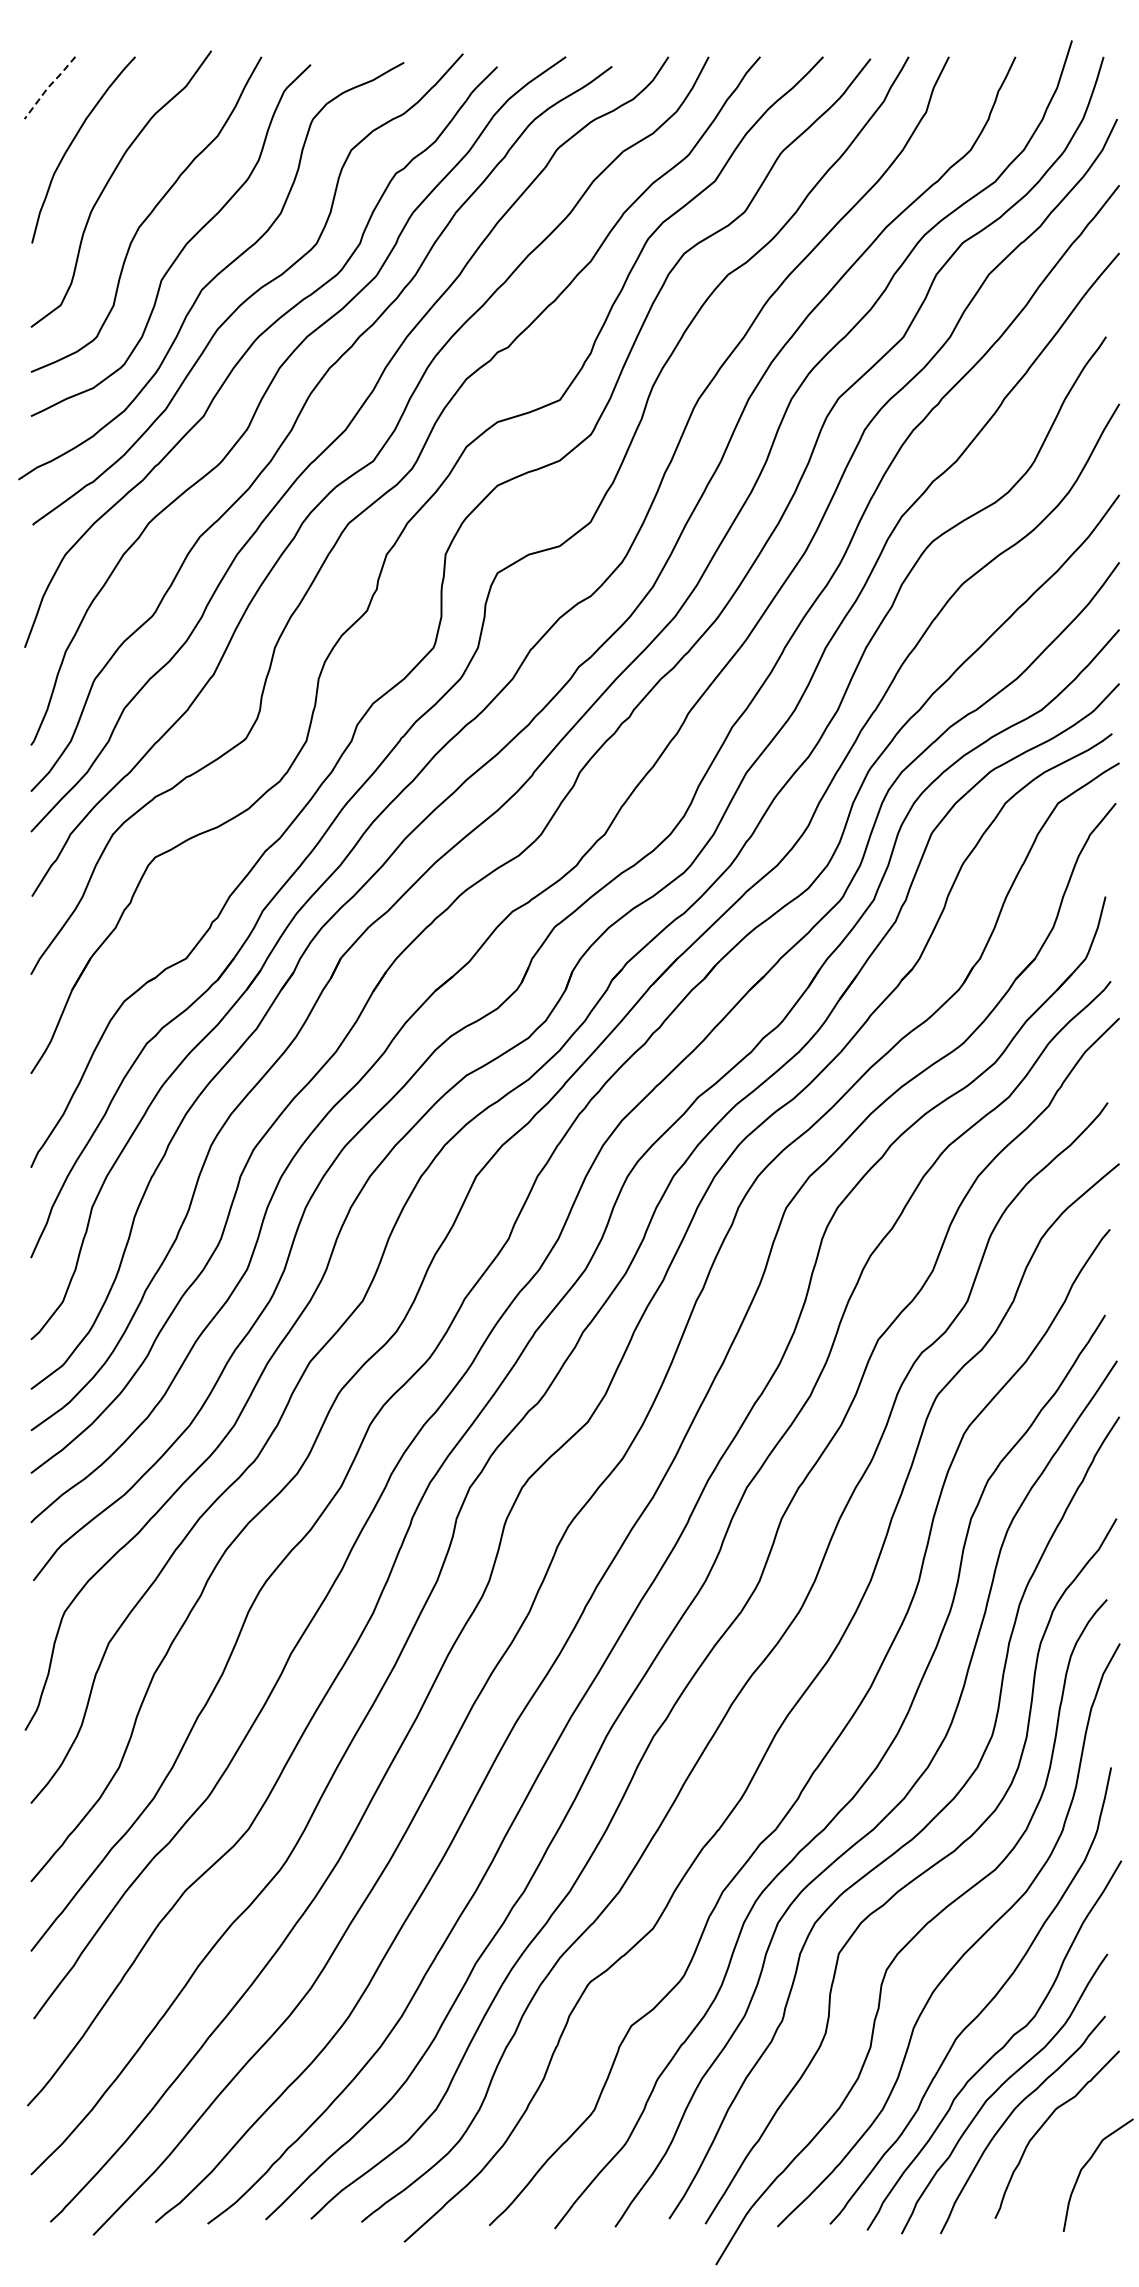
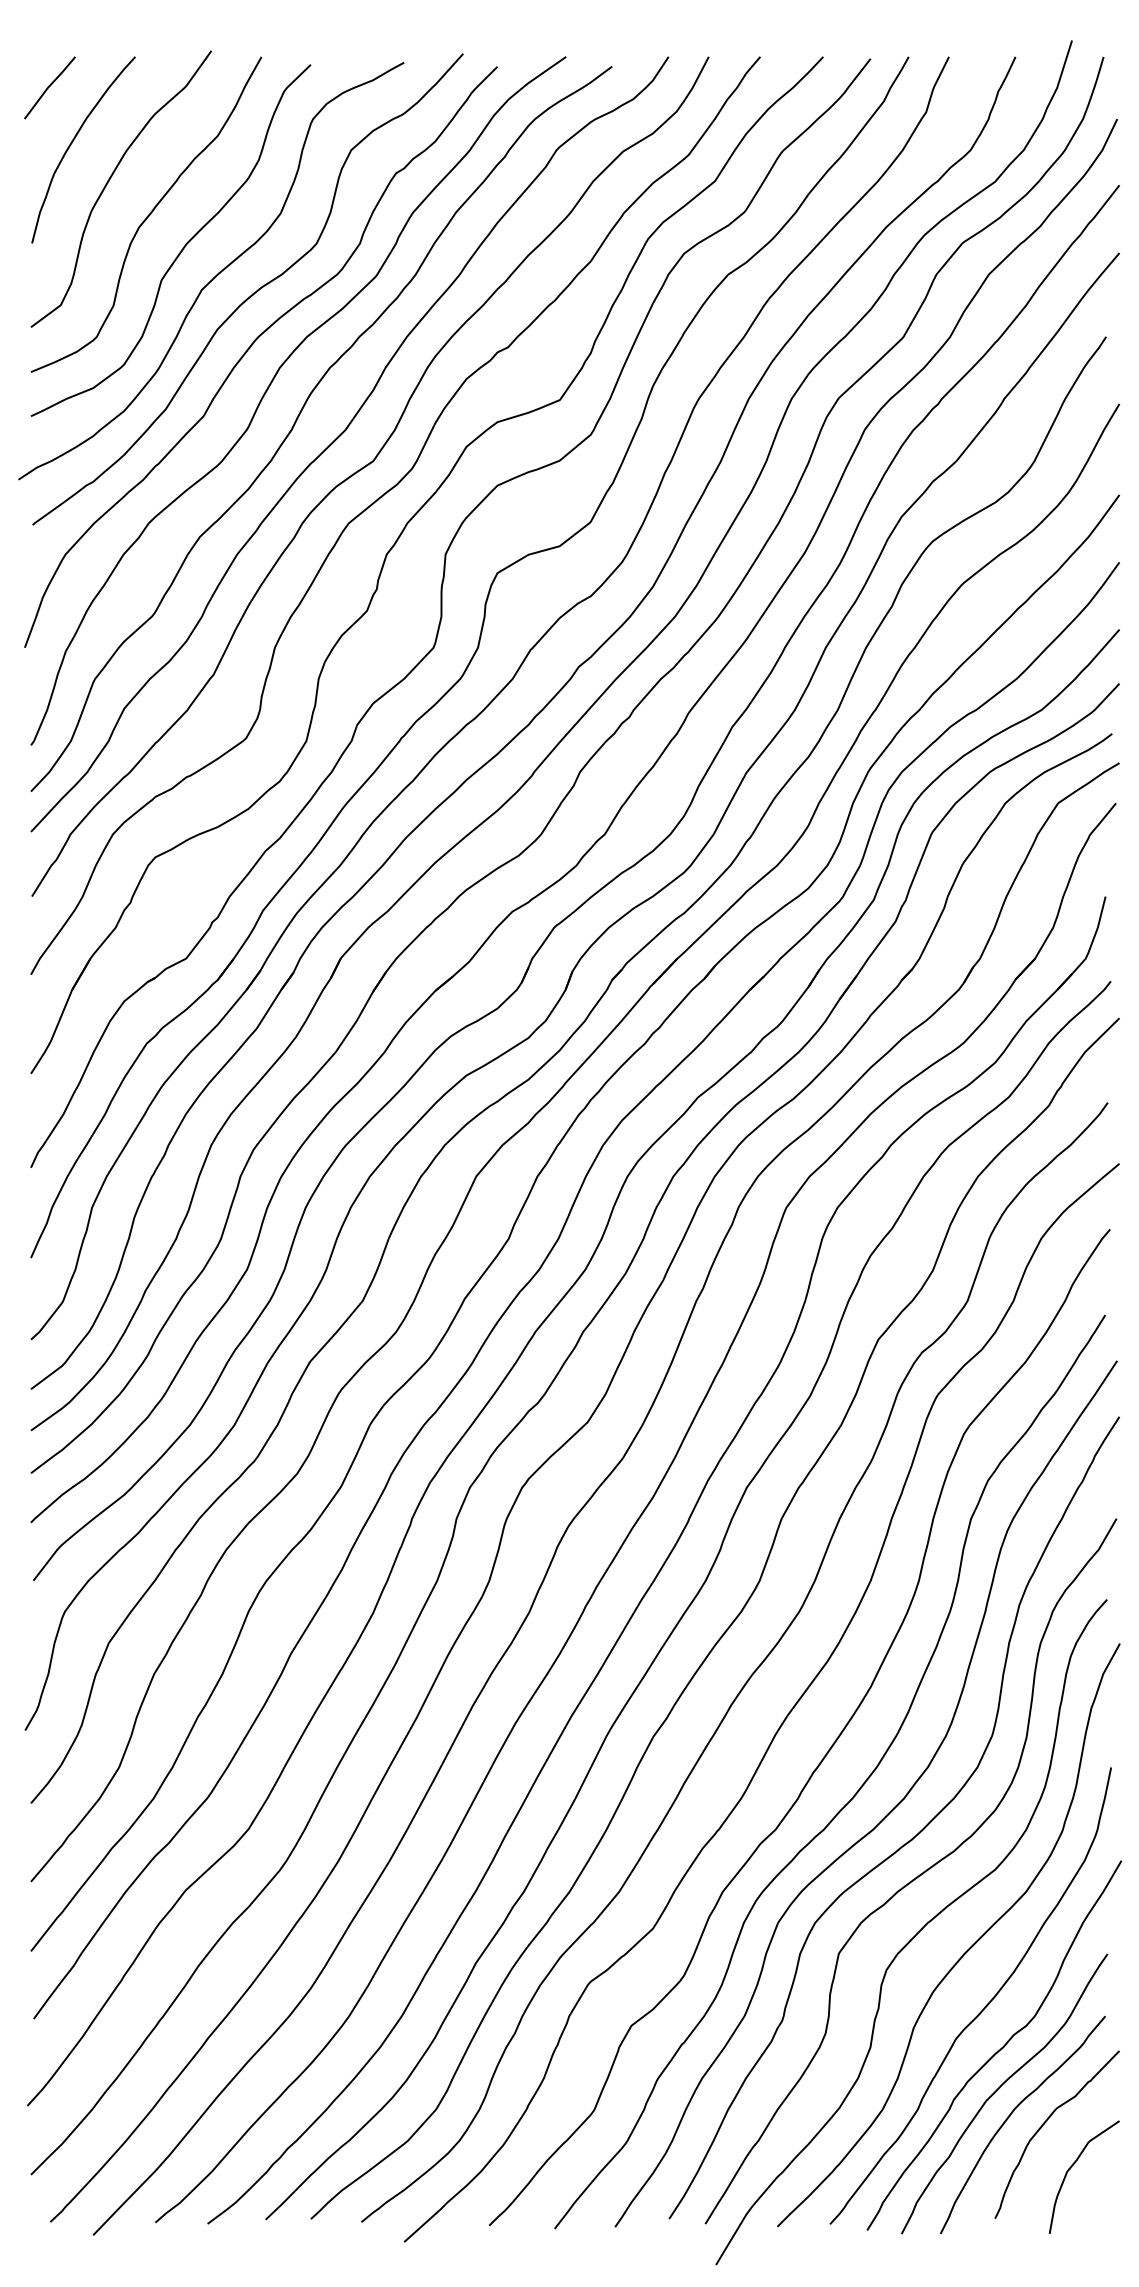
line: dashed -> solid (48, 87)
curve position: (1085, 2166) -> (1071, 2168) (1071, 2168)
